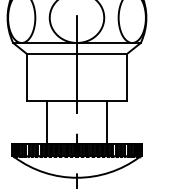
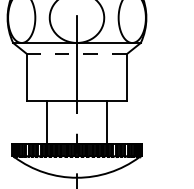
line: solid -> dashed (77, 54)
